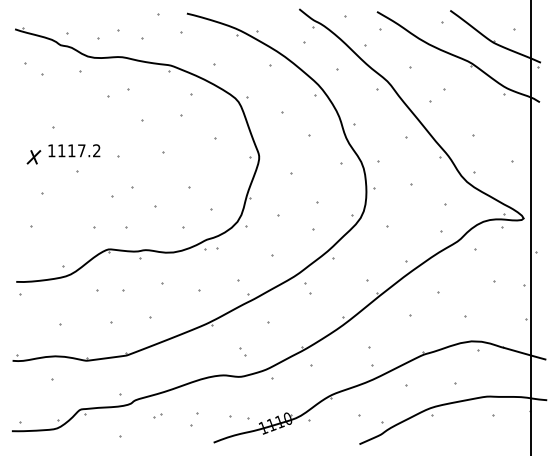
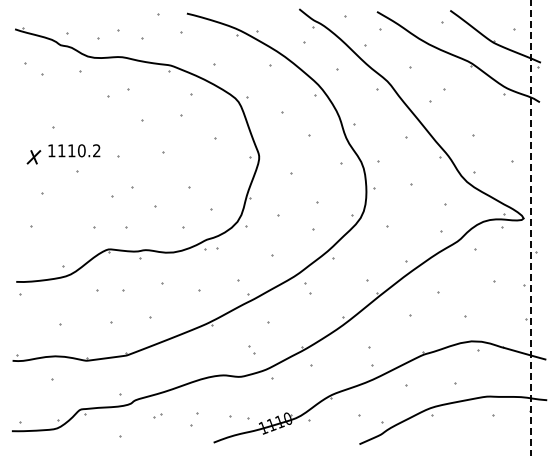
text: 1117.2 -> 1110.2 (81, 150)
line: solid -> dashed (530, 227)
part position: (242, 351) -> (251, 349) (251, 349)
